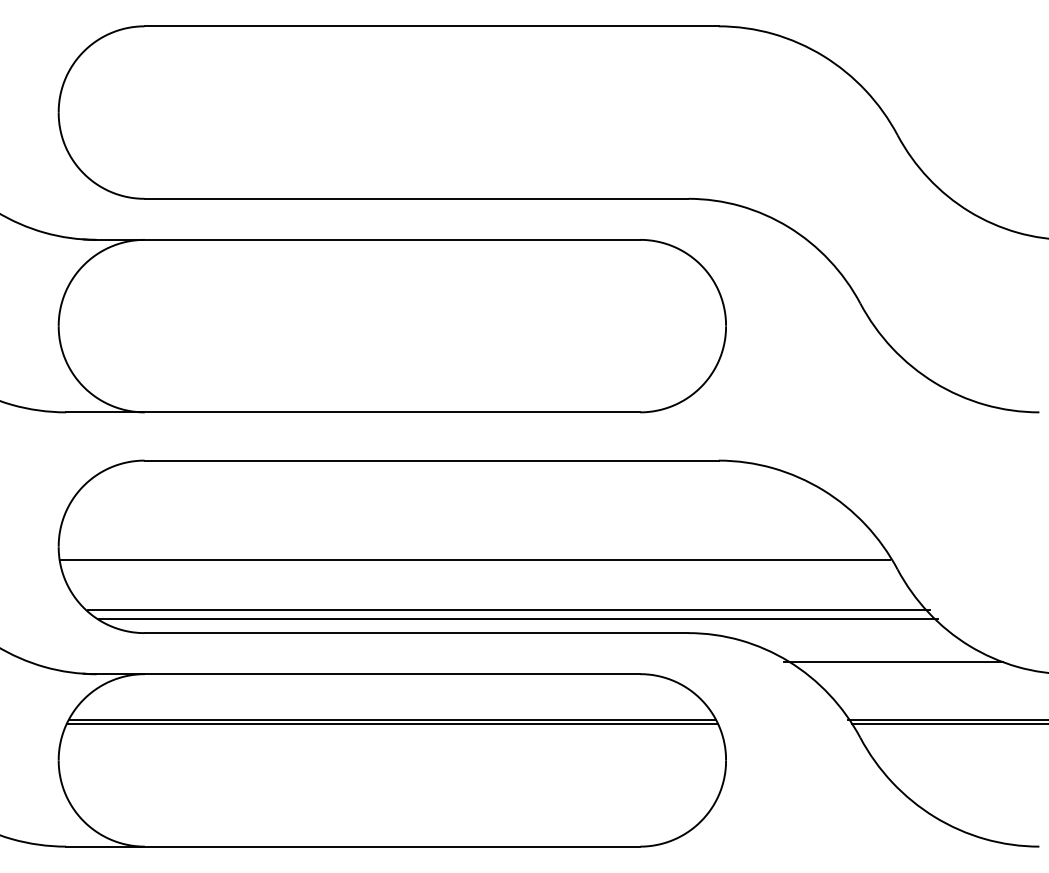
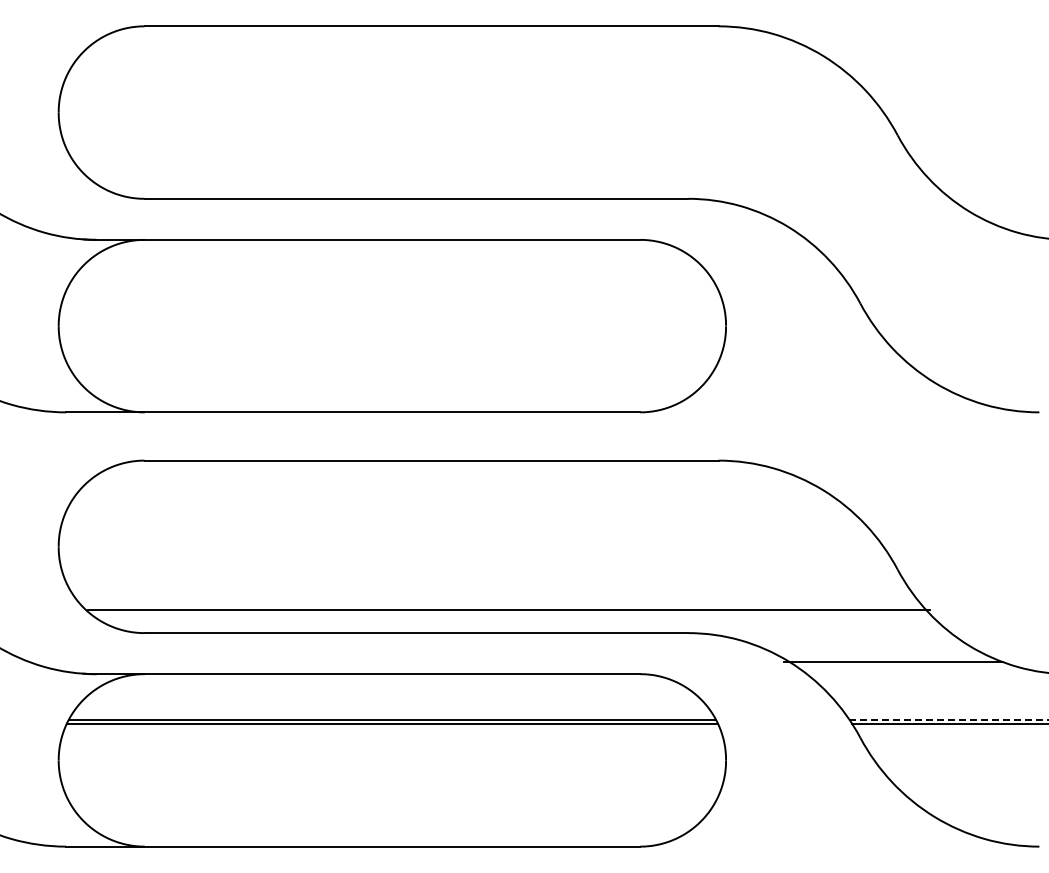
line: present -> none (475, 560)
line: present -> none (518, 619)
line: solid -> dashed (948, 719)
